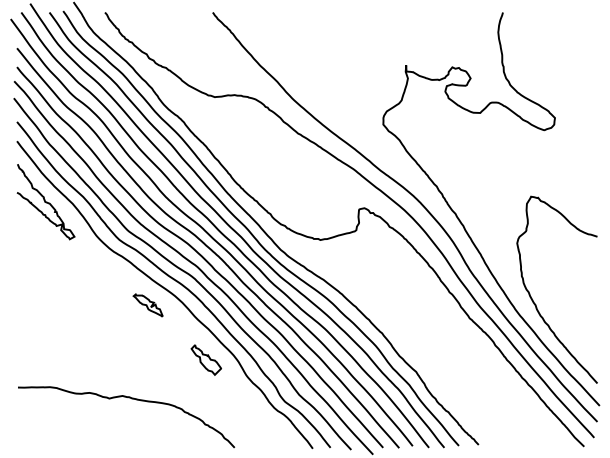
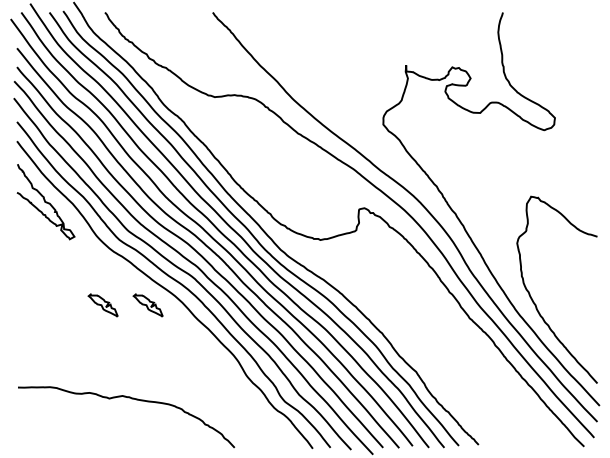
part: none -> present (102, 305)
part: present -> none (205, 359)
